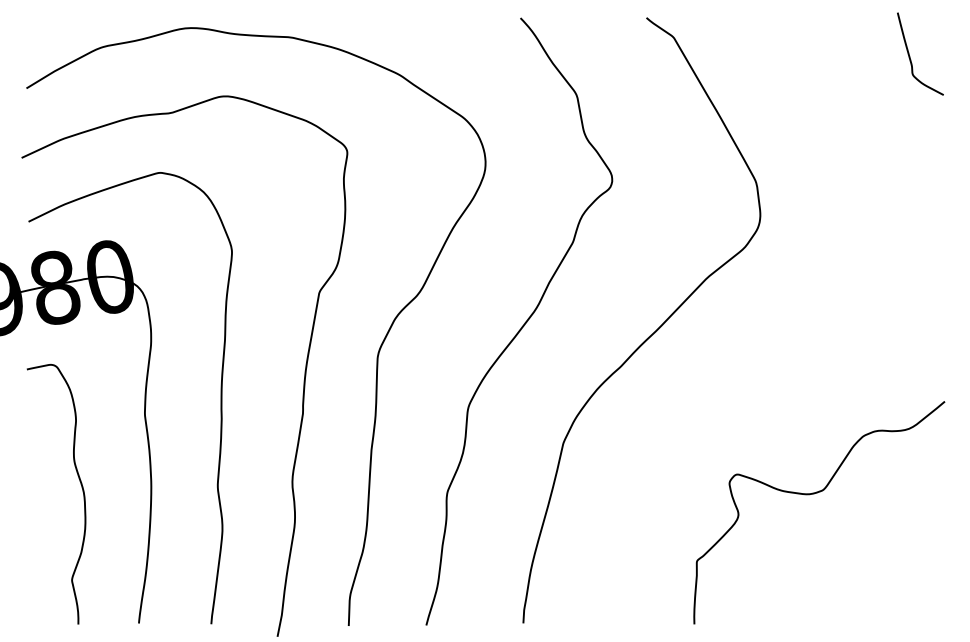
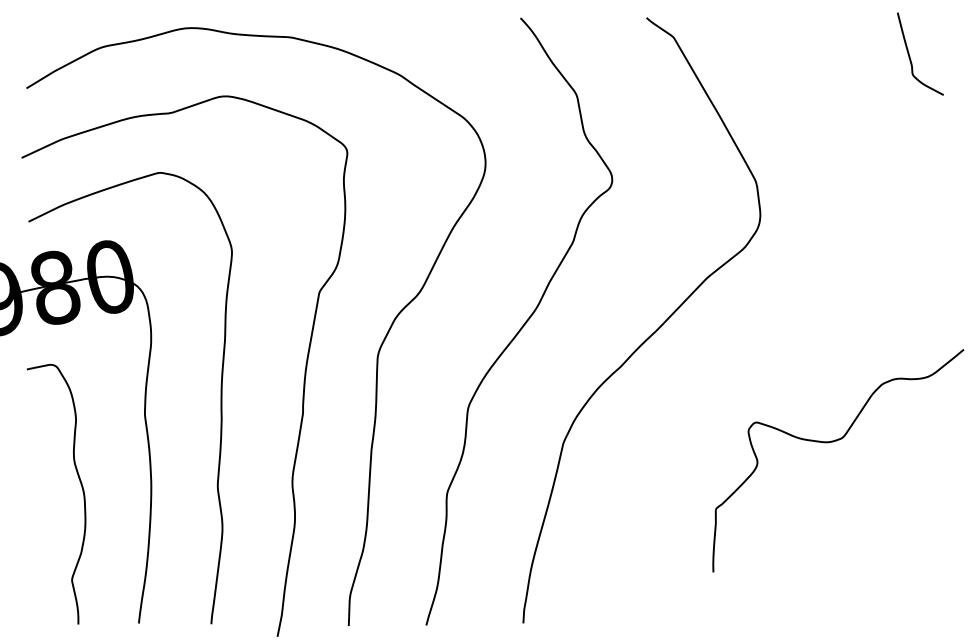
curve position: (814, 494) -> (833, 442) (833, 442)
